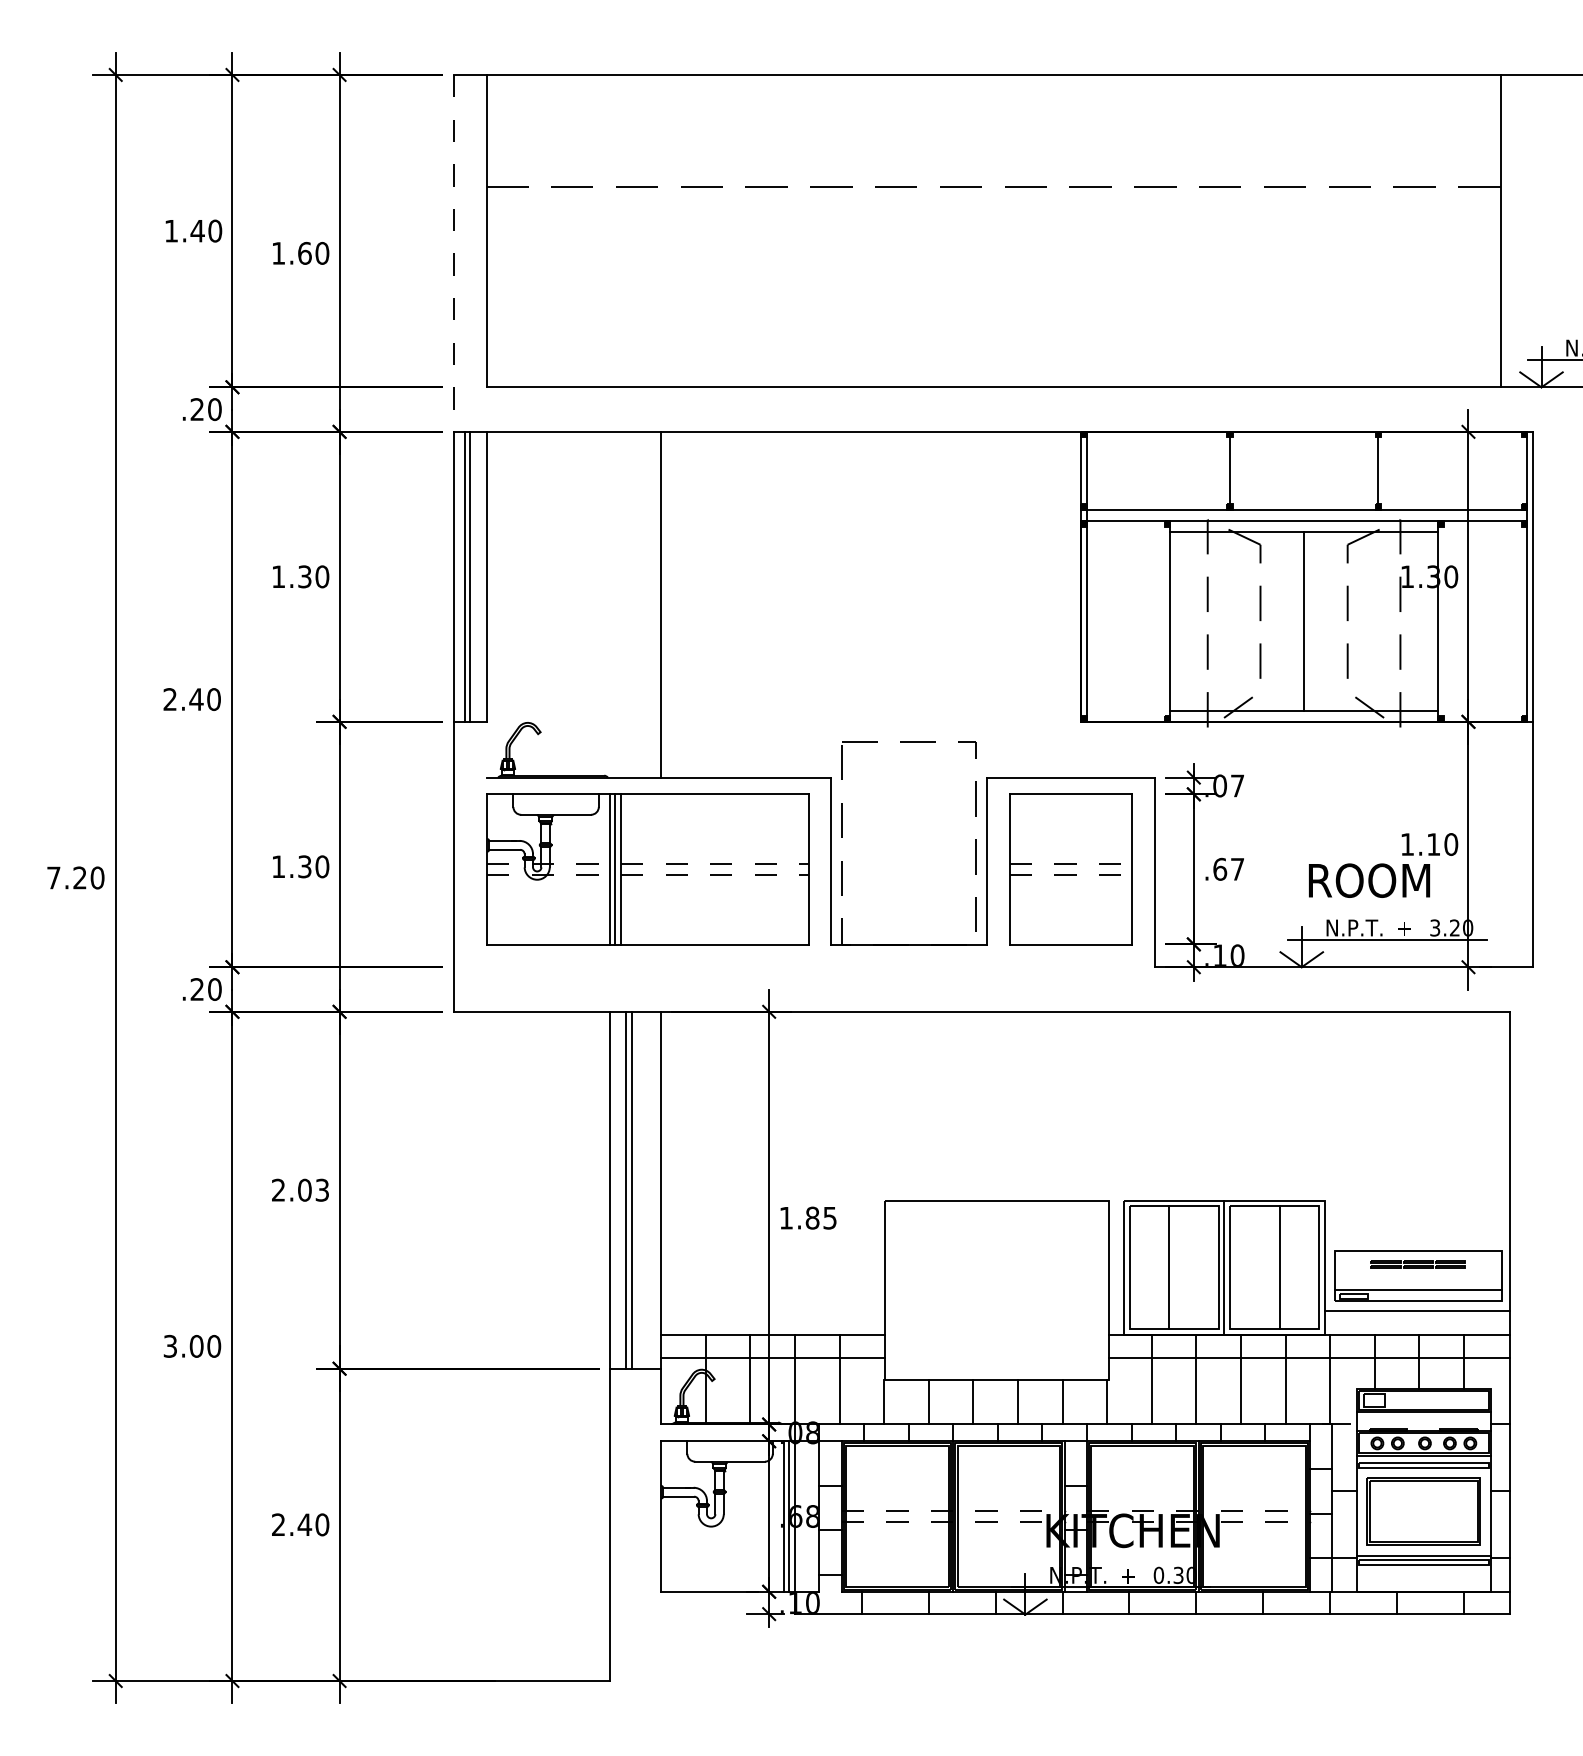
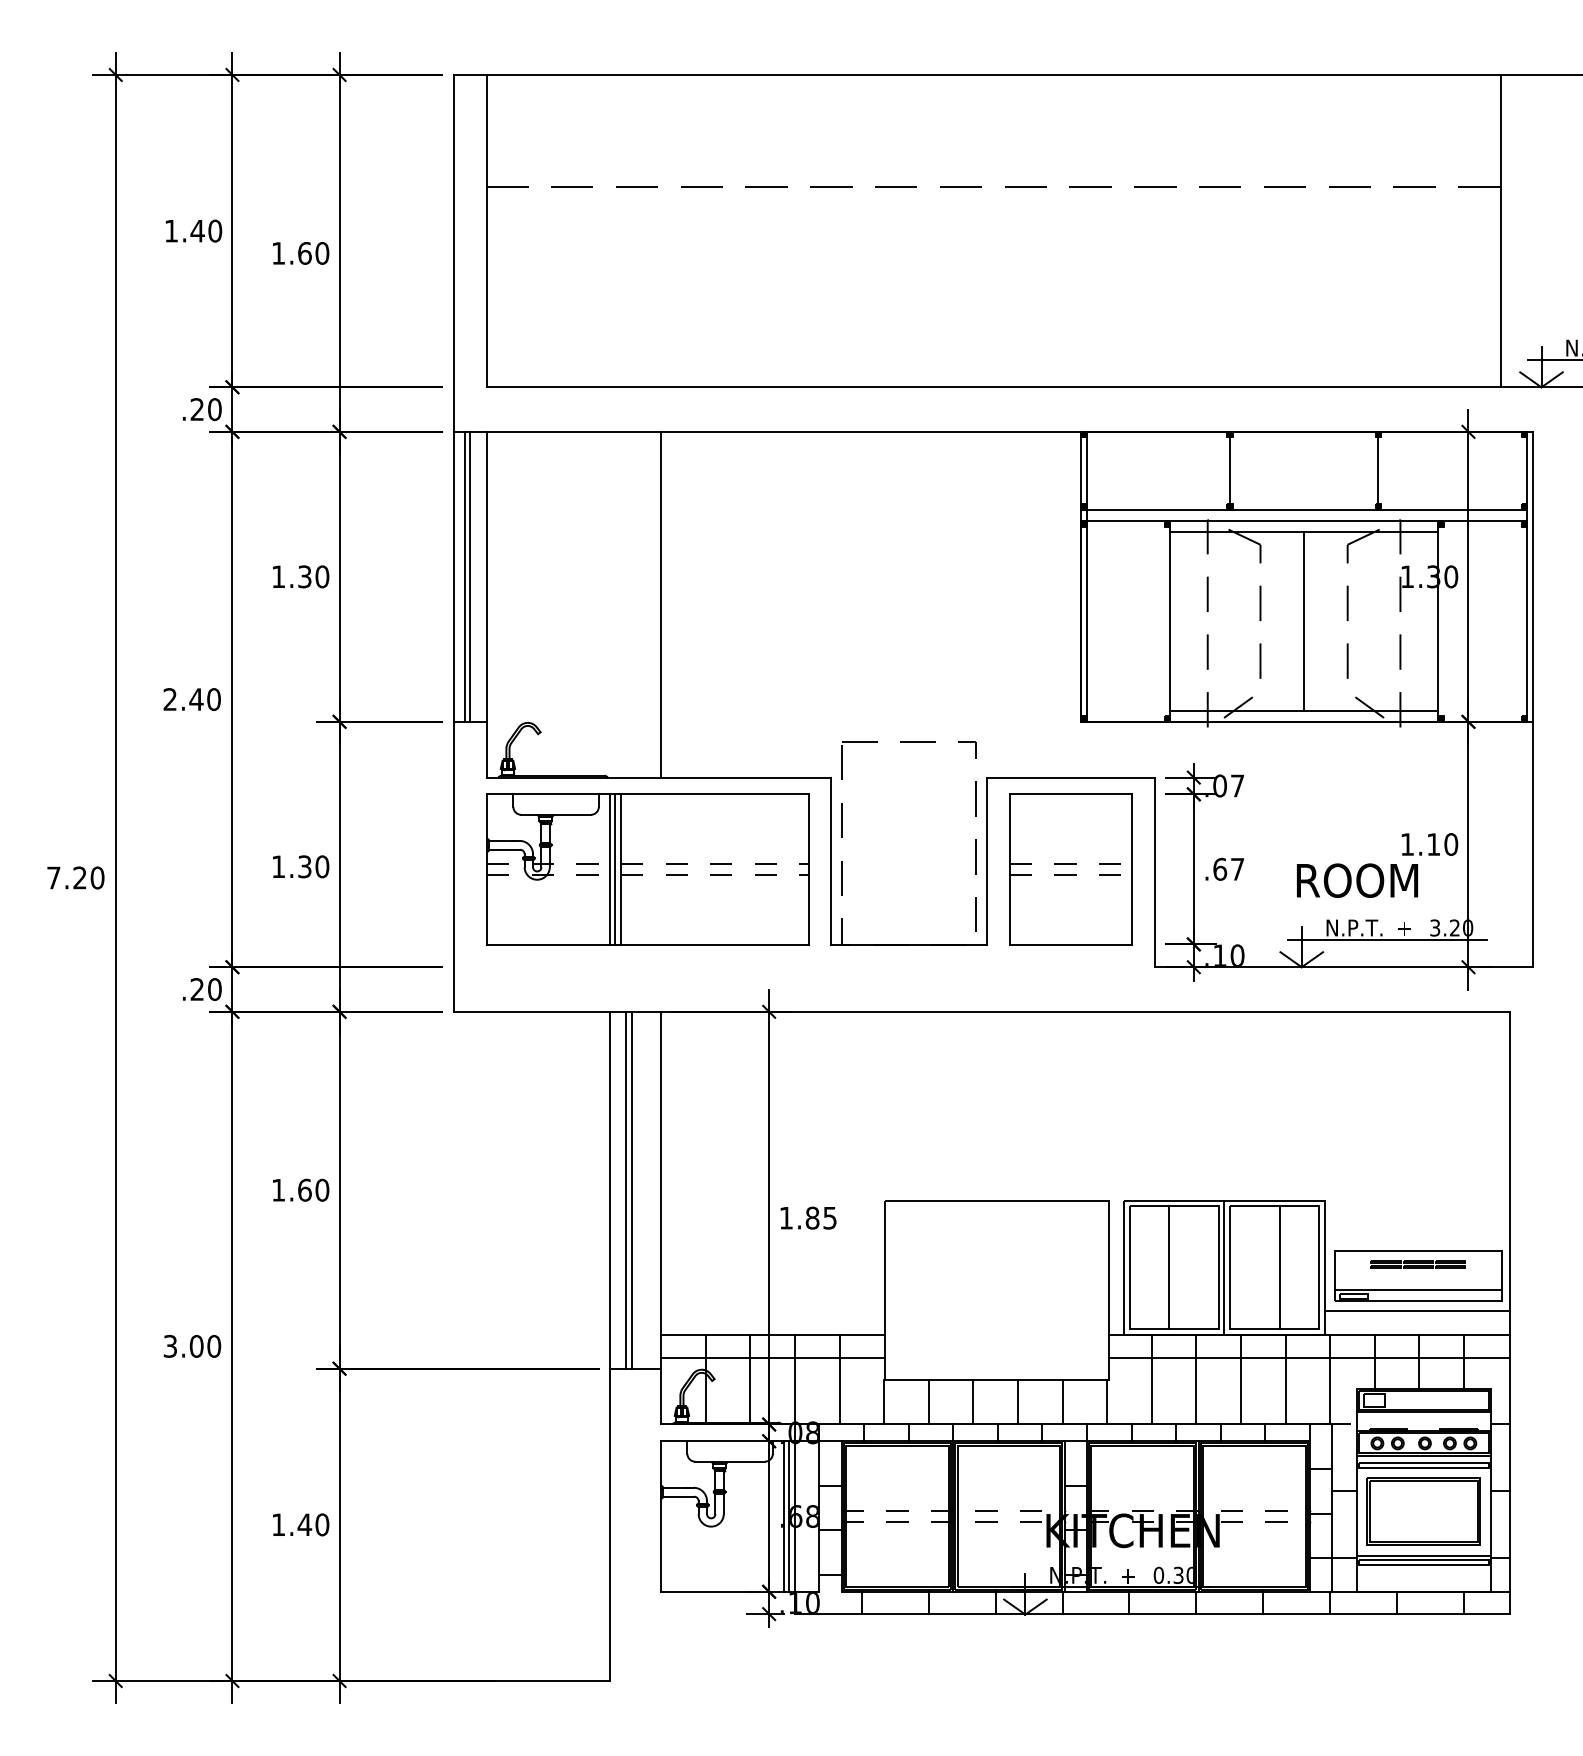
line: dashed -> solid (453, 253)
line: none -> present (487, 749)
text position: (1369, 880) -> (1357, 880) (1357, 880)
text: 2.03 -> 1.60 (300, 1189)
text: 2.40 -> 1.40 (278, 1524)
